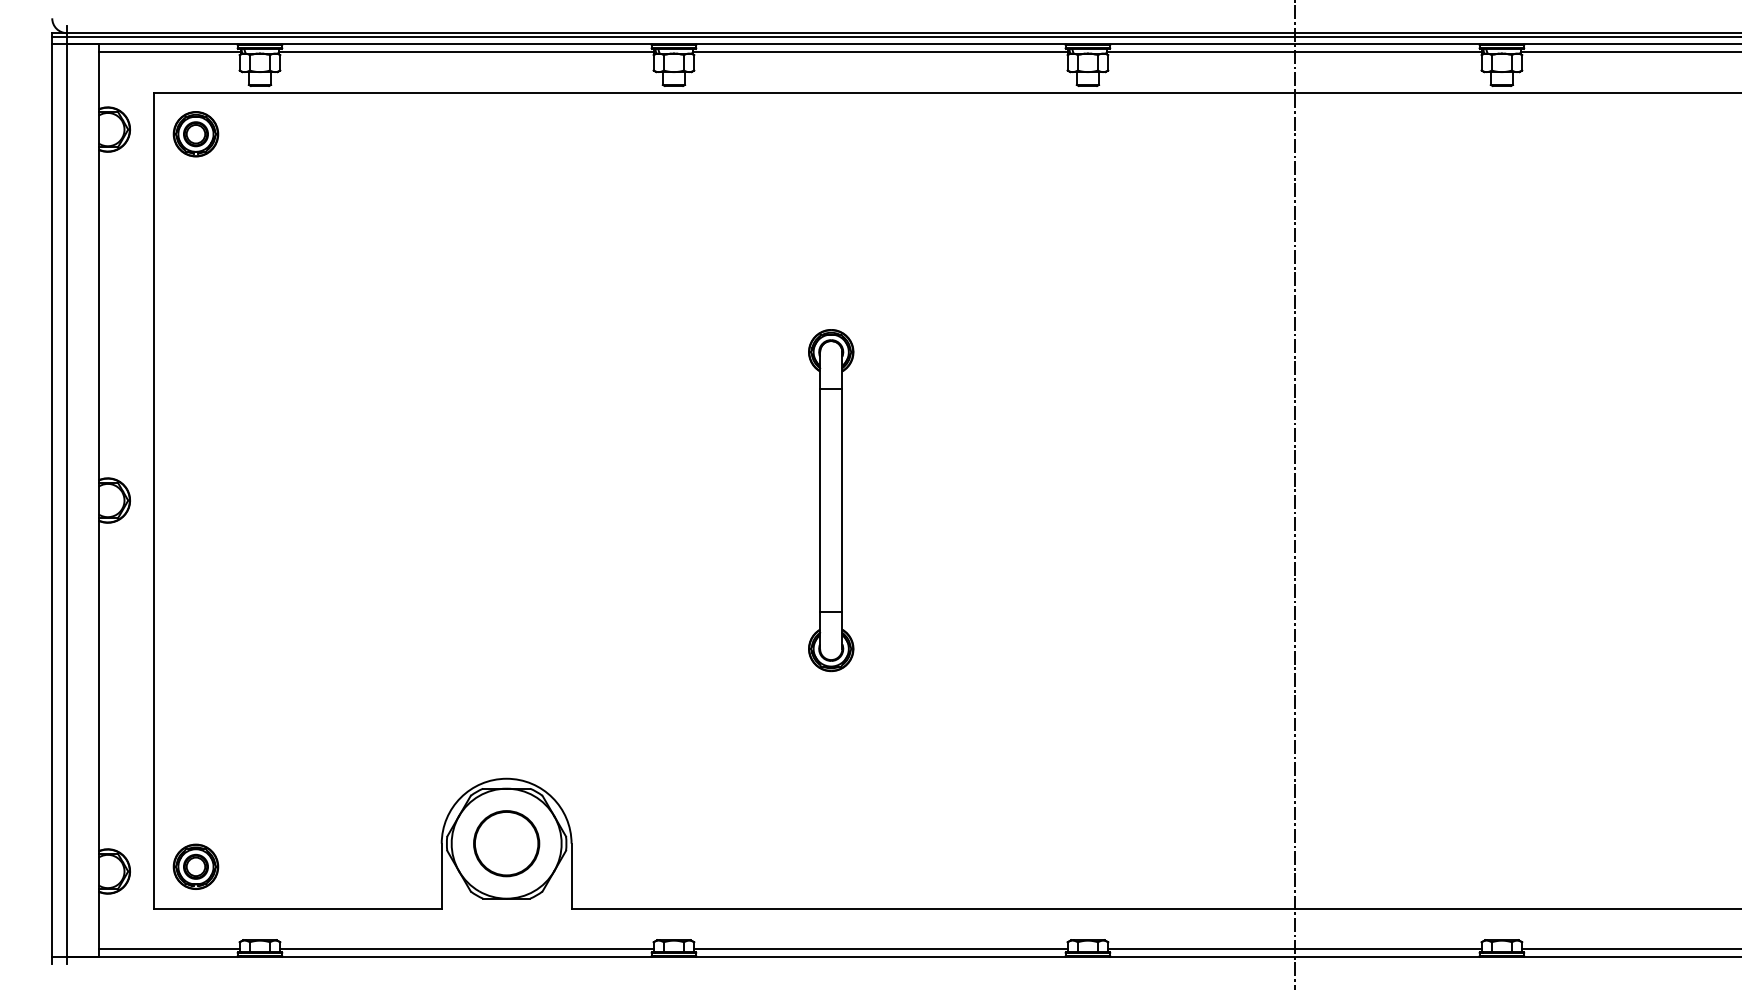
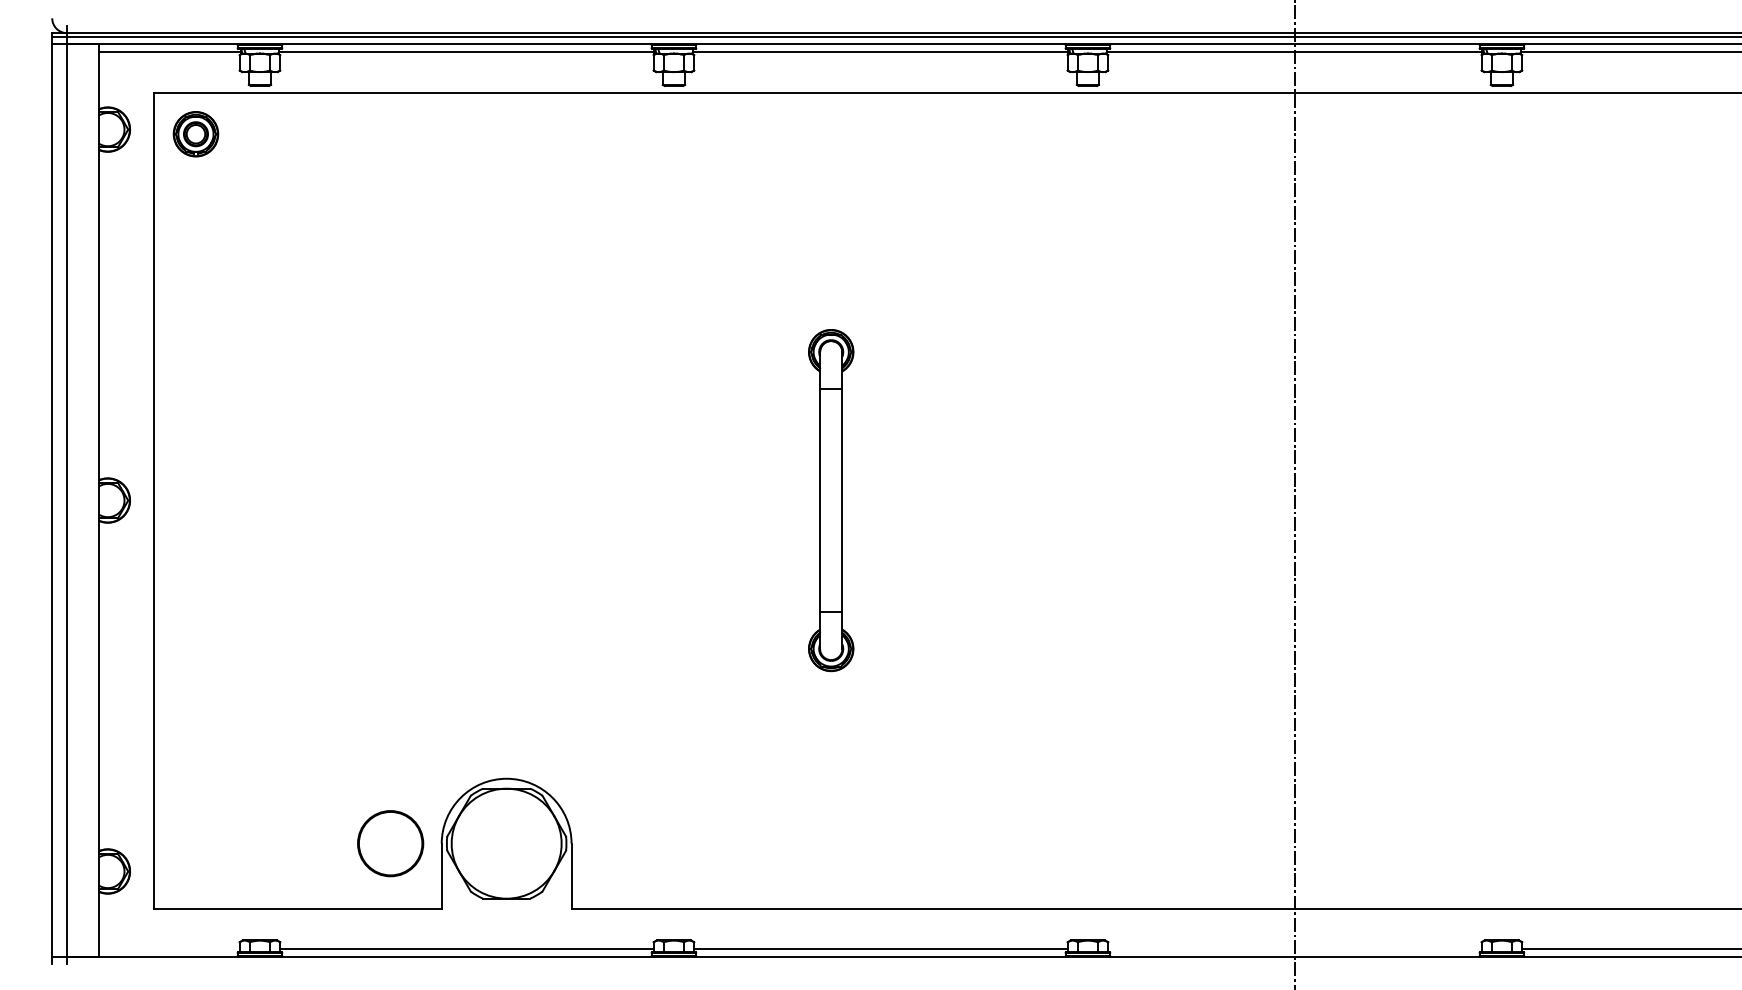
circle position: (506, 843) -> (390, 843) (390, 843)
part: present -> none (195, 866)
line: present -> none (168, 949)
line: present -> none (1294, 949)
